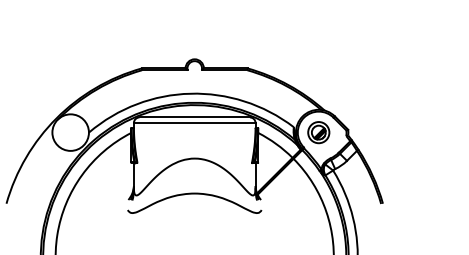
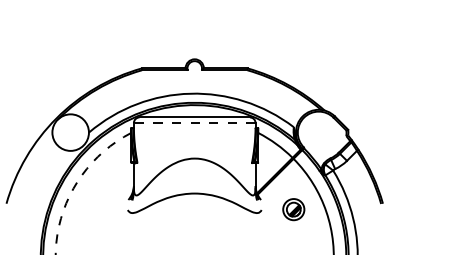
line: solid -> dashed (194, 123)
part position: (318, 132) -> (293, 209) (293, 209)
arc: solid -> dashed (76, 183)
